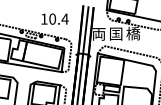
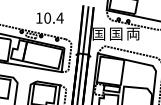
text position: (54, 18) -> (49, 17) (49, 17)
text: 両 -> 国 (98, 33)
text: 橋 -> 両 (133, 33)
